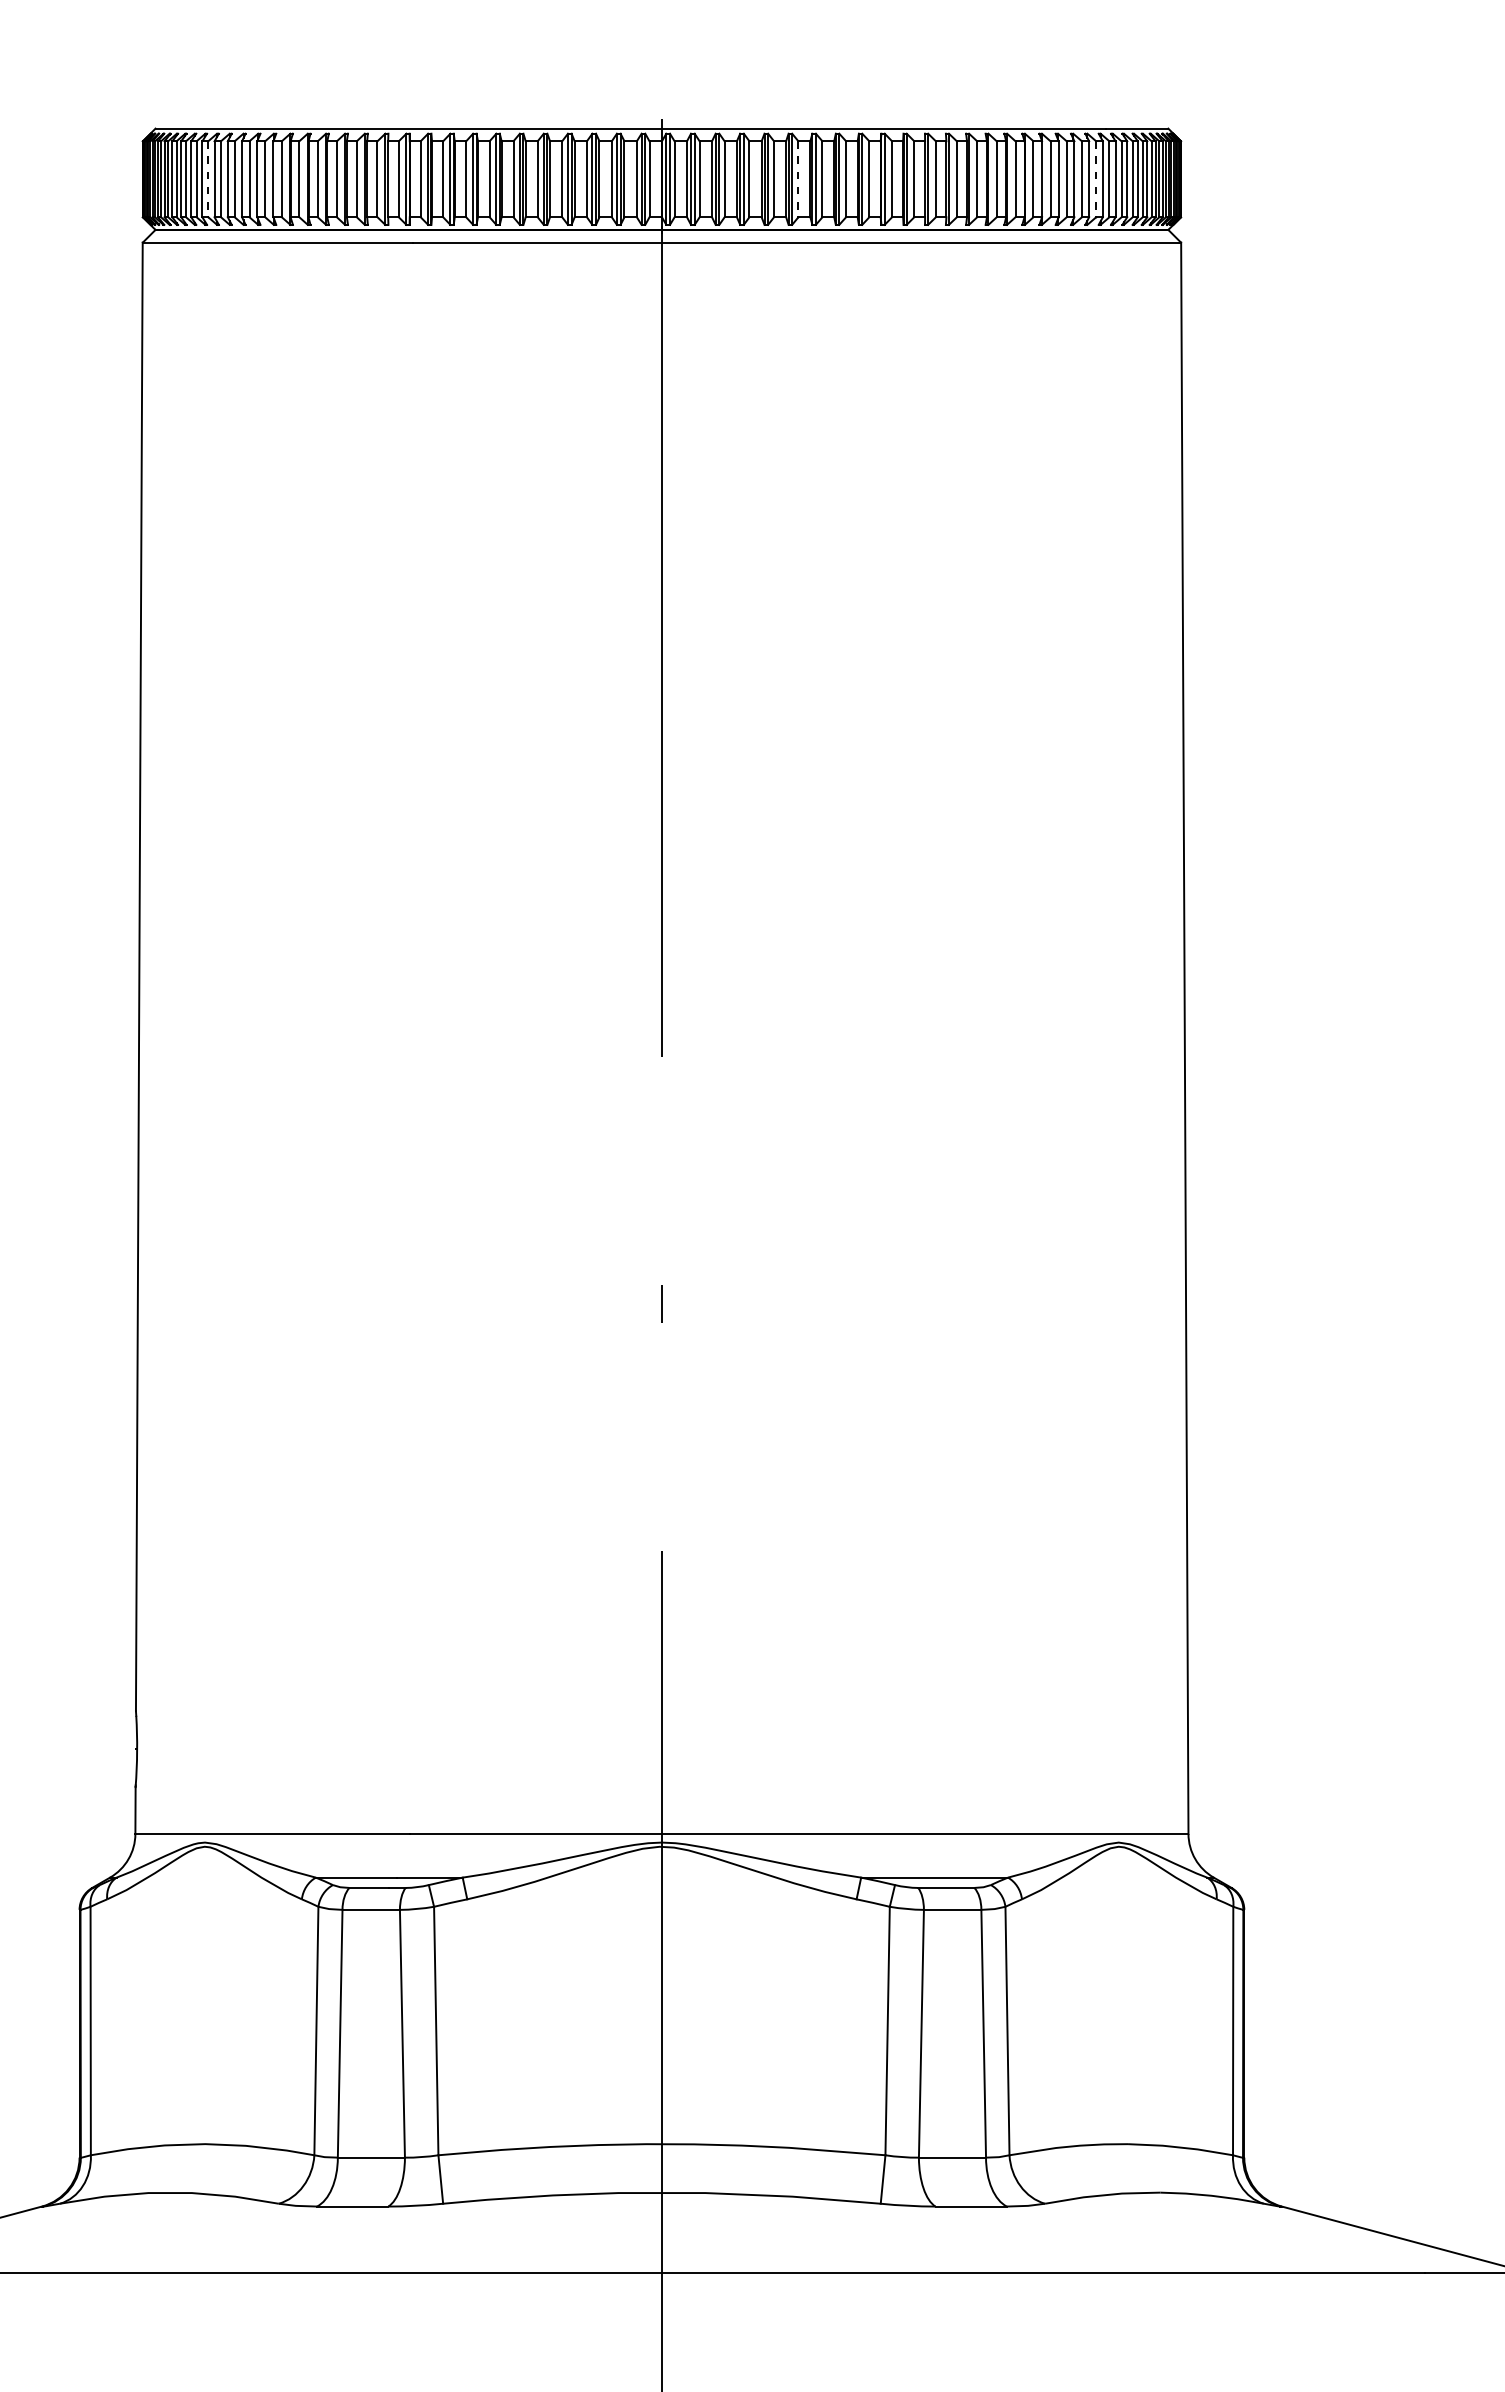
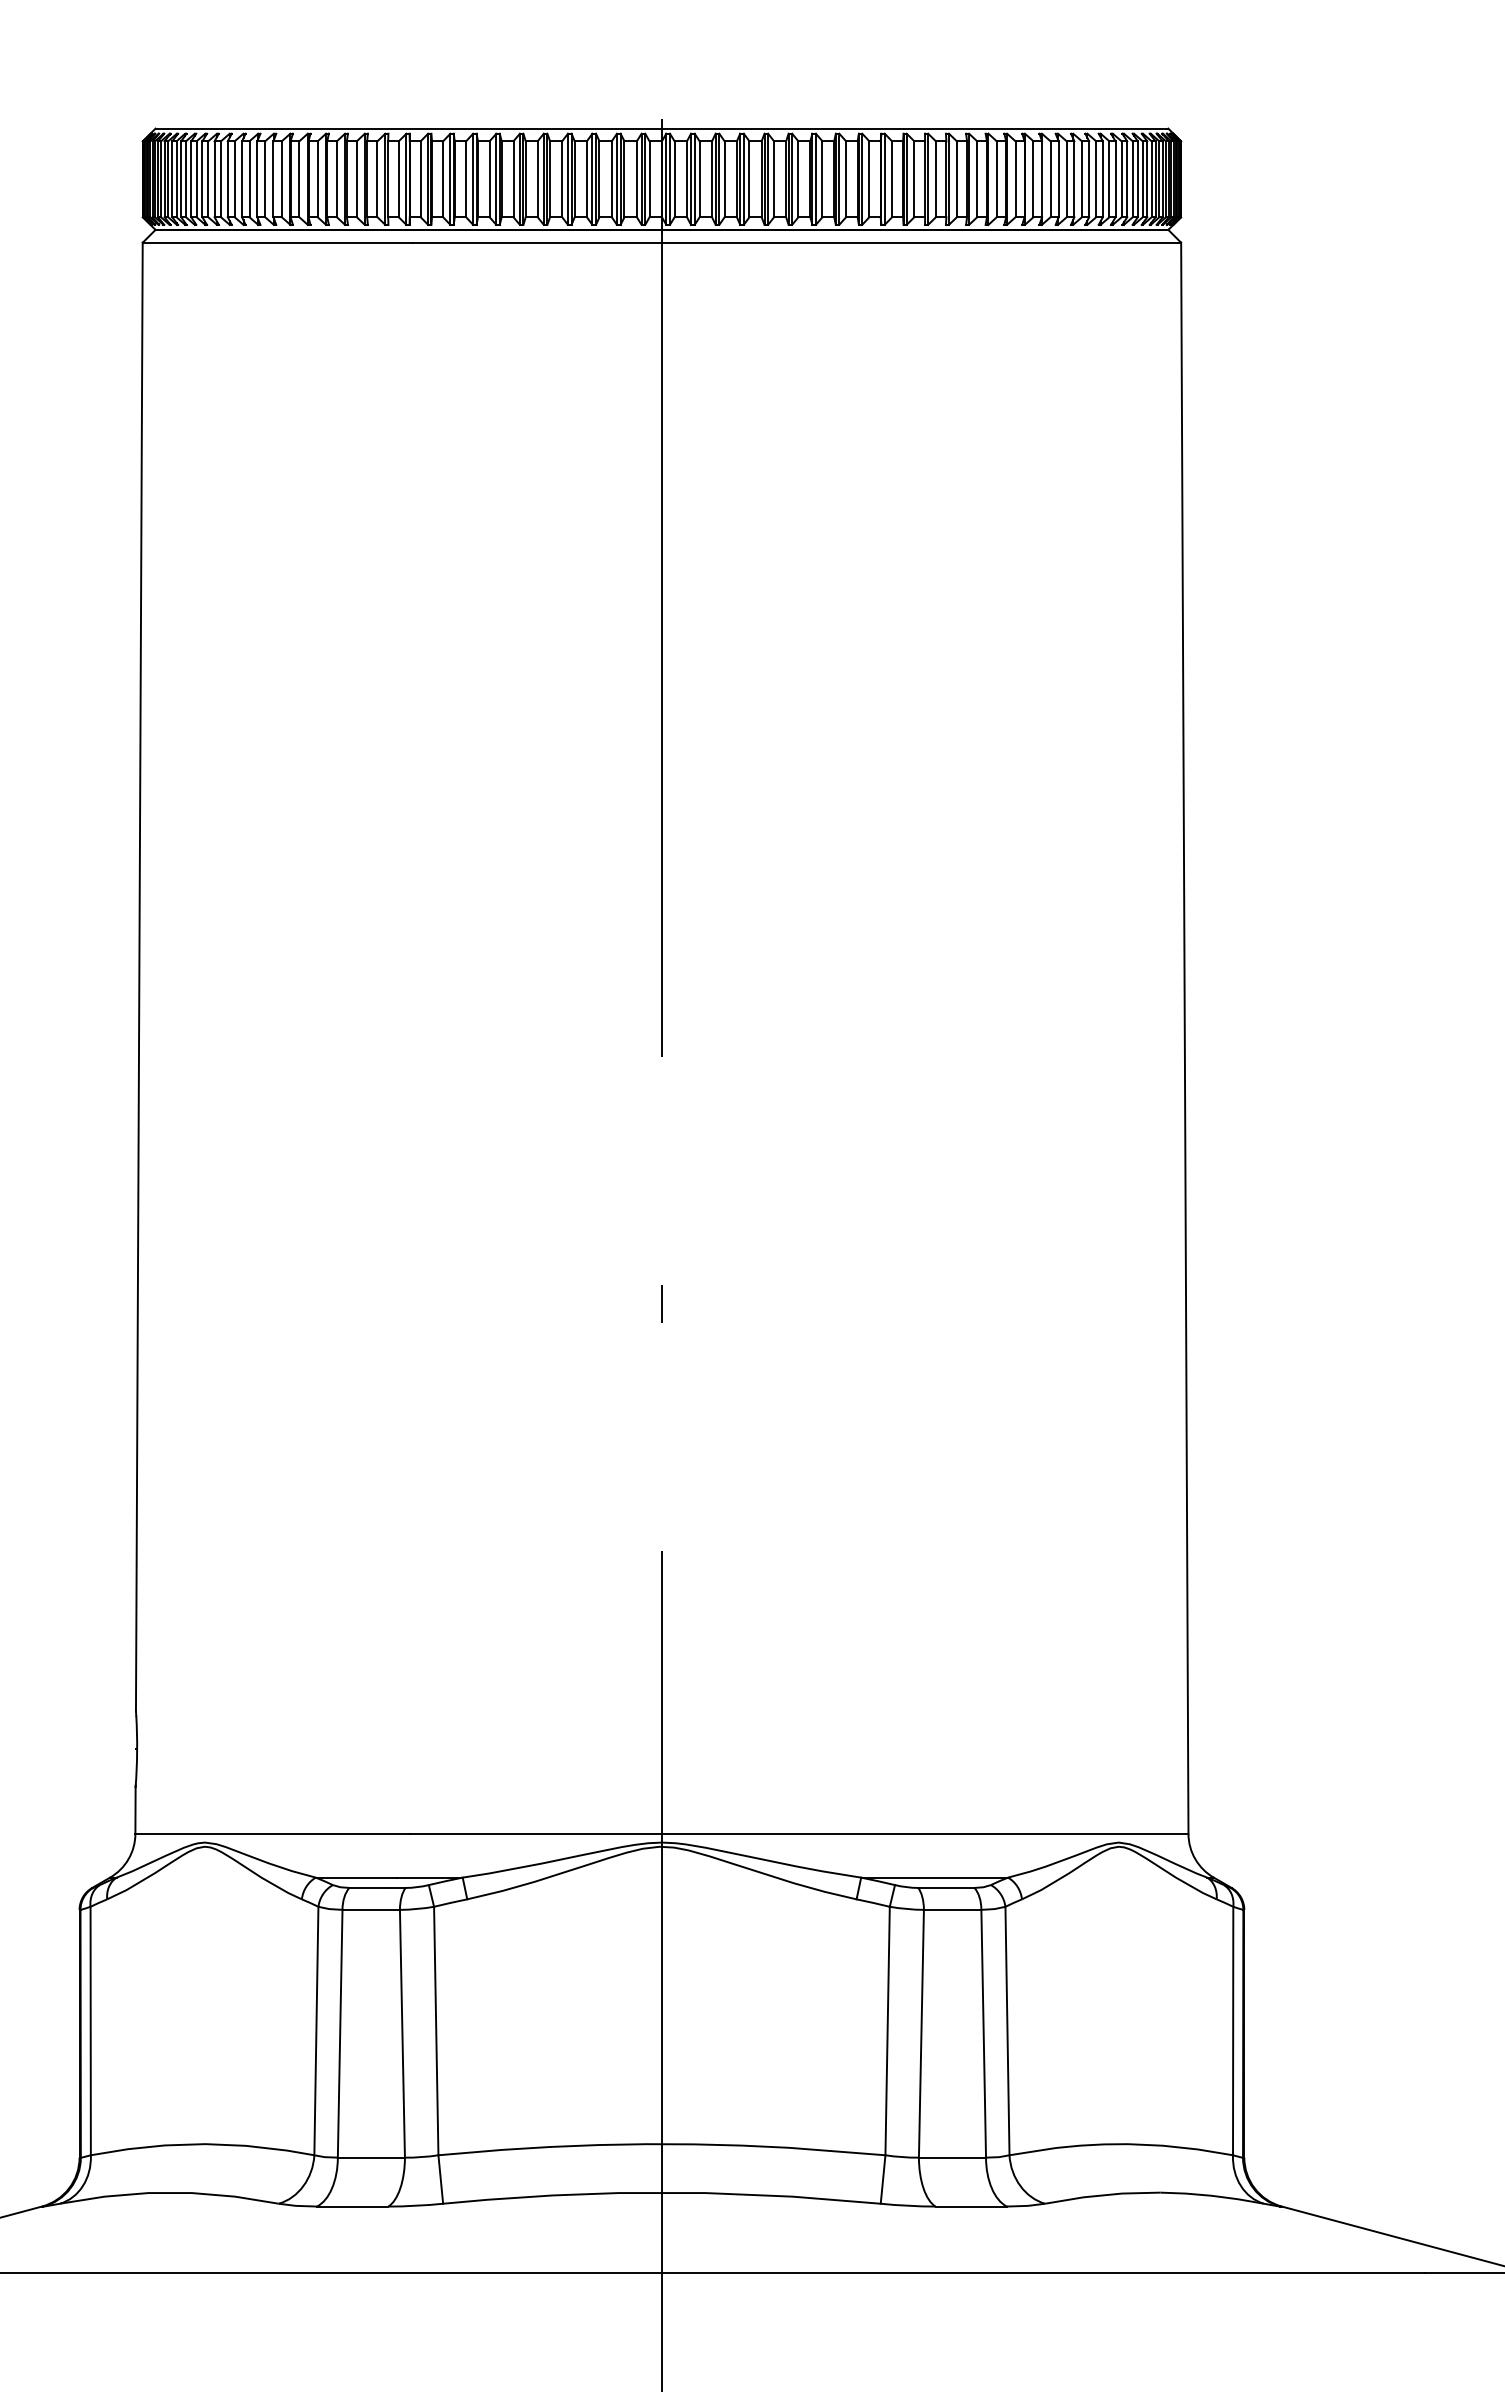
line: dashed -> solid (208, 179)
line: dashed -> solid (798, 179)
line: dashed -> solid (1096, 179)
